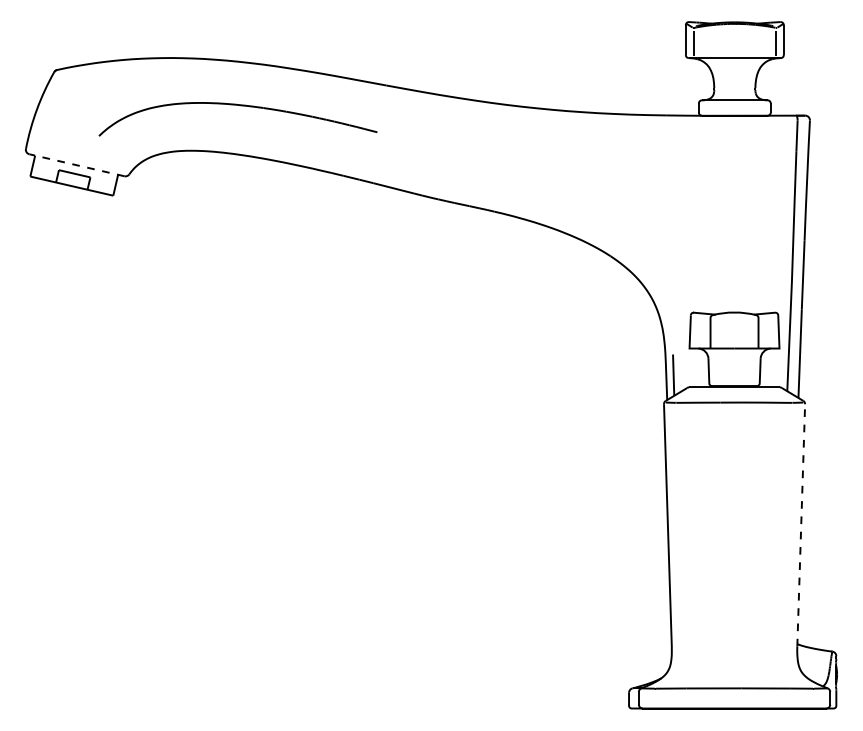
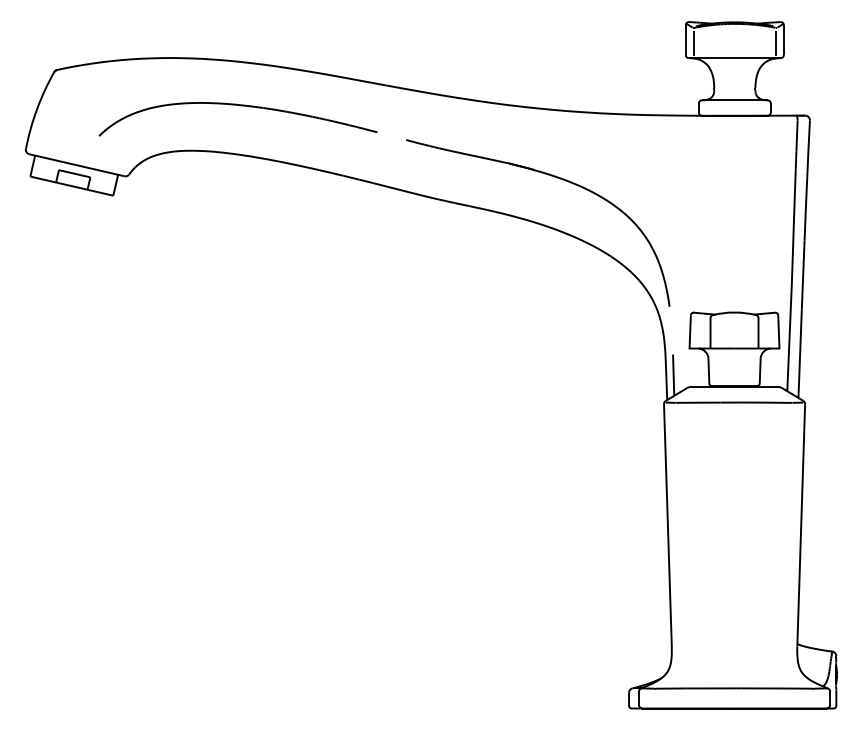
line: dashed -> solid (77, 165)
part: none -> present (554, 177)
line: dashed -> solid (801, 524)
